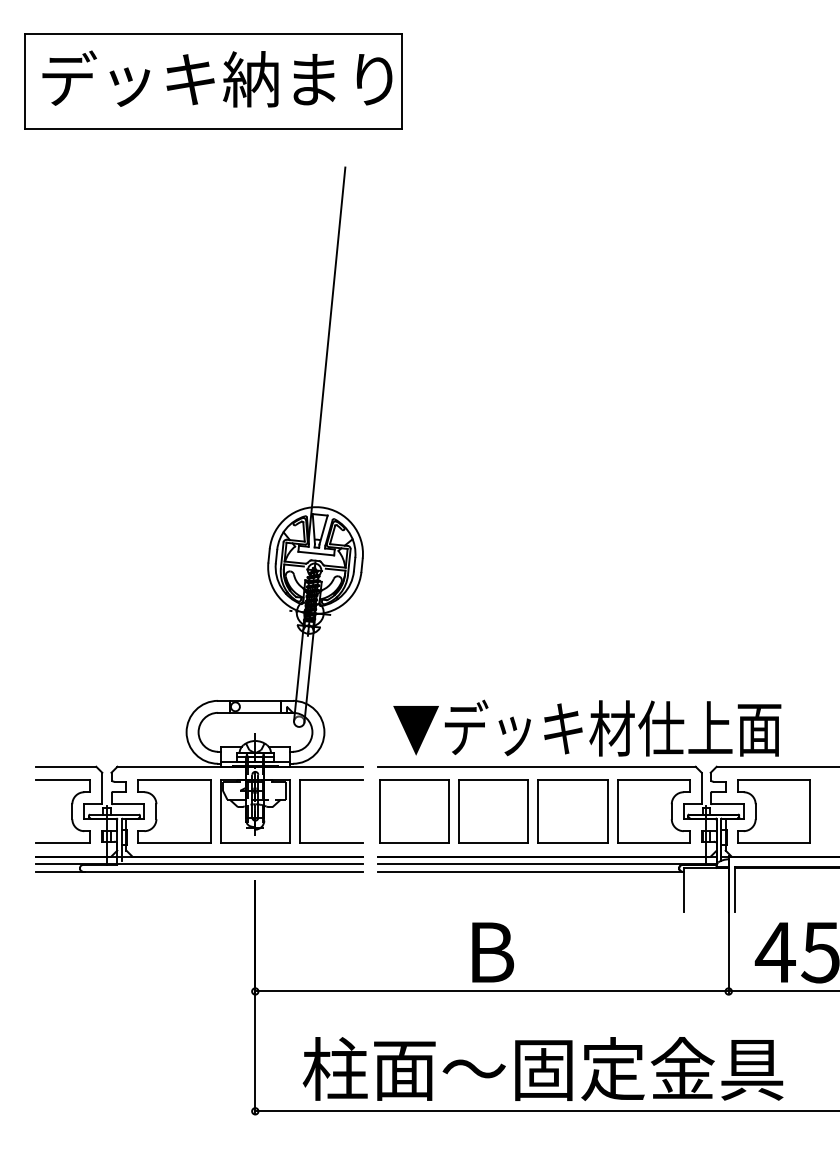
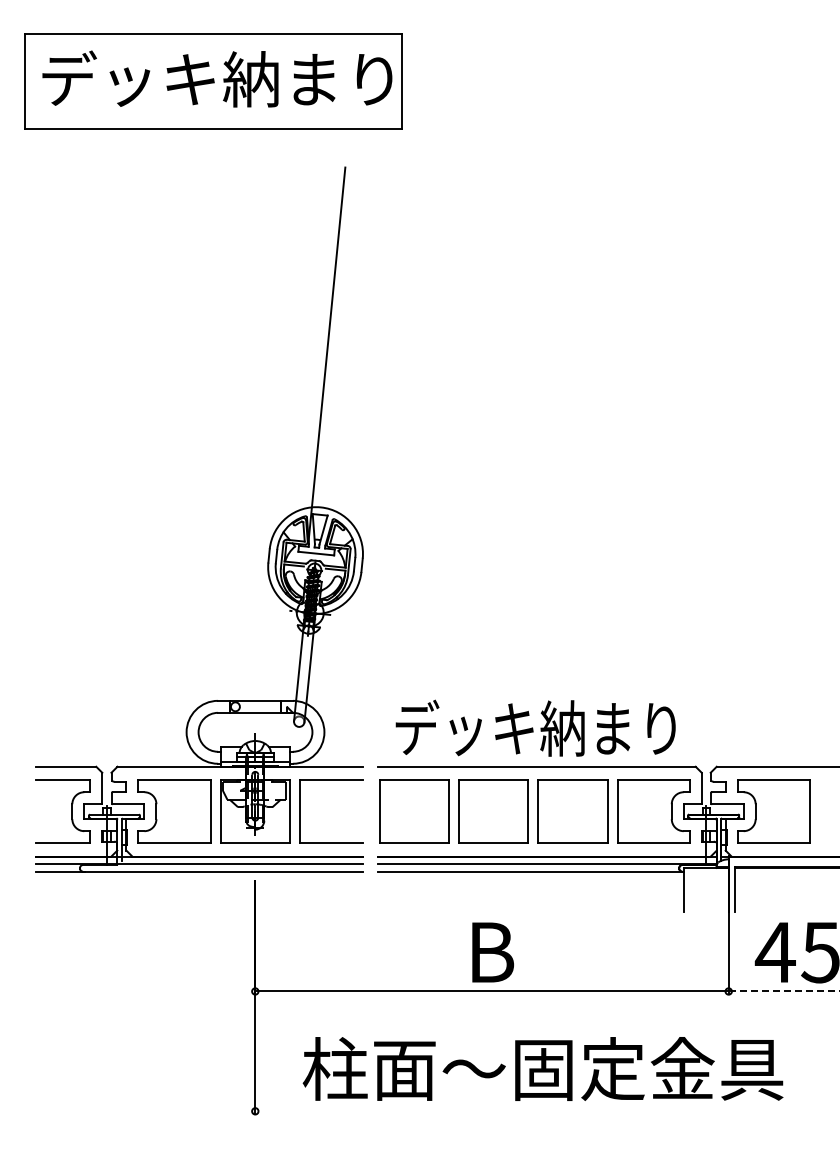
text: ▼デッキ材仕上面 -> デッキ納まり (587, 727)
line: solid -> dashed (784, 991)
line: present -> none (545, 1111)
